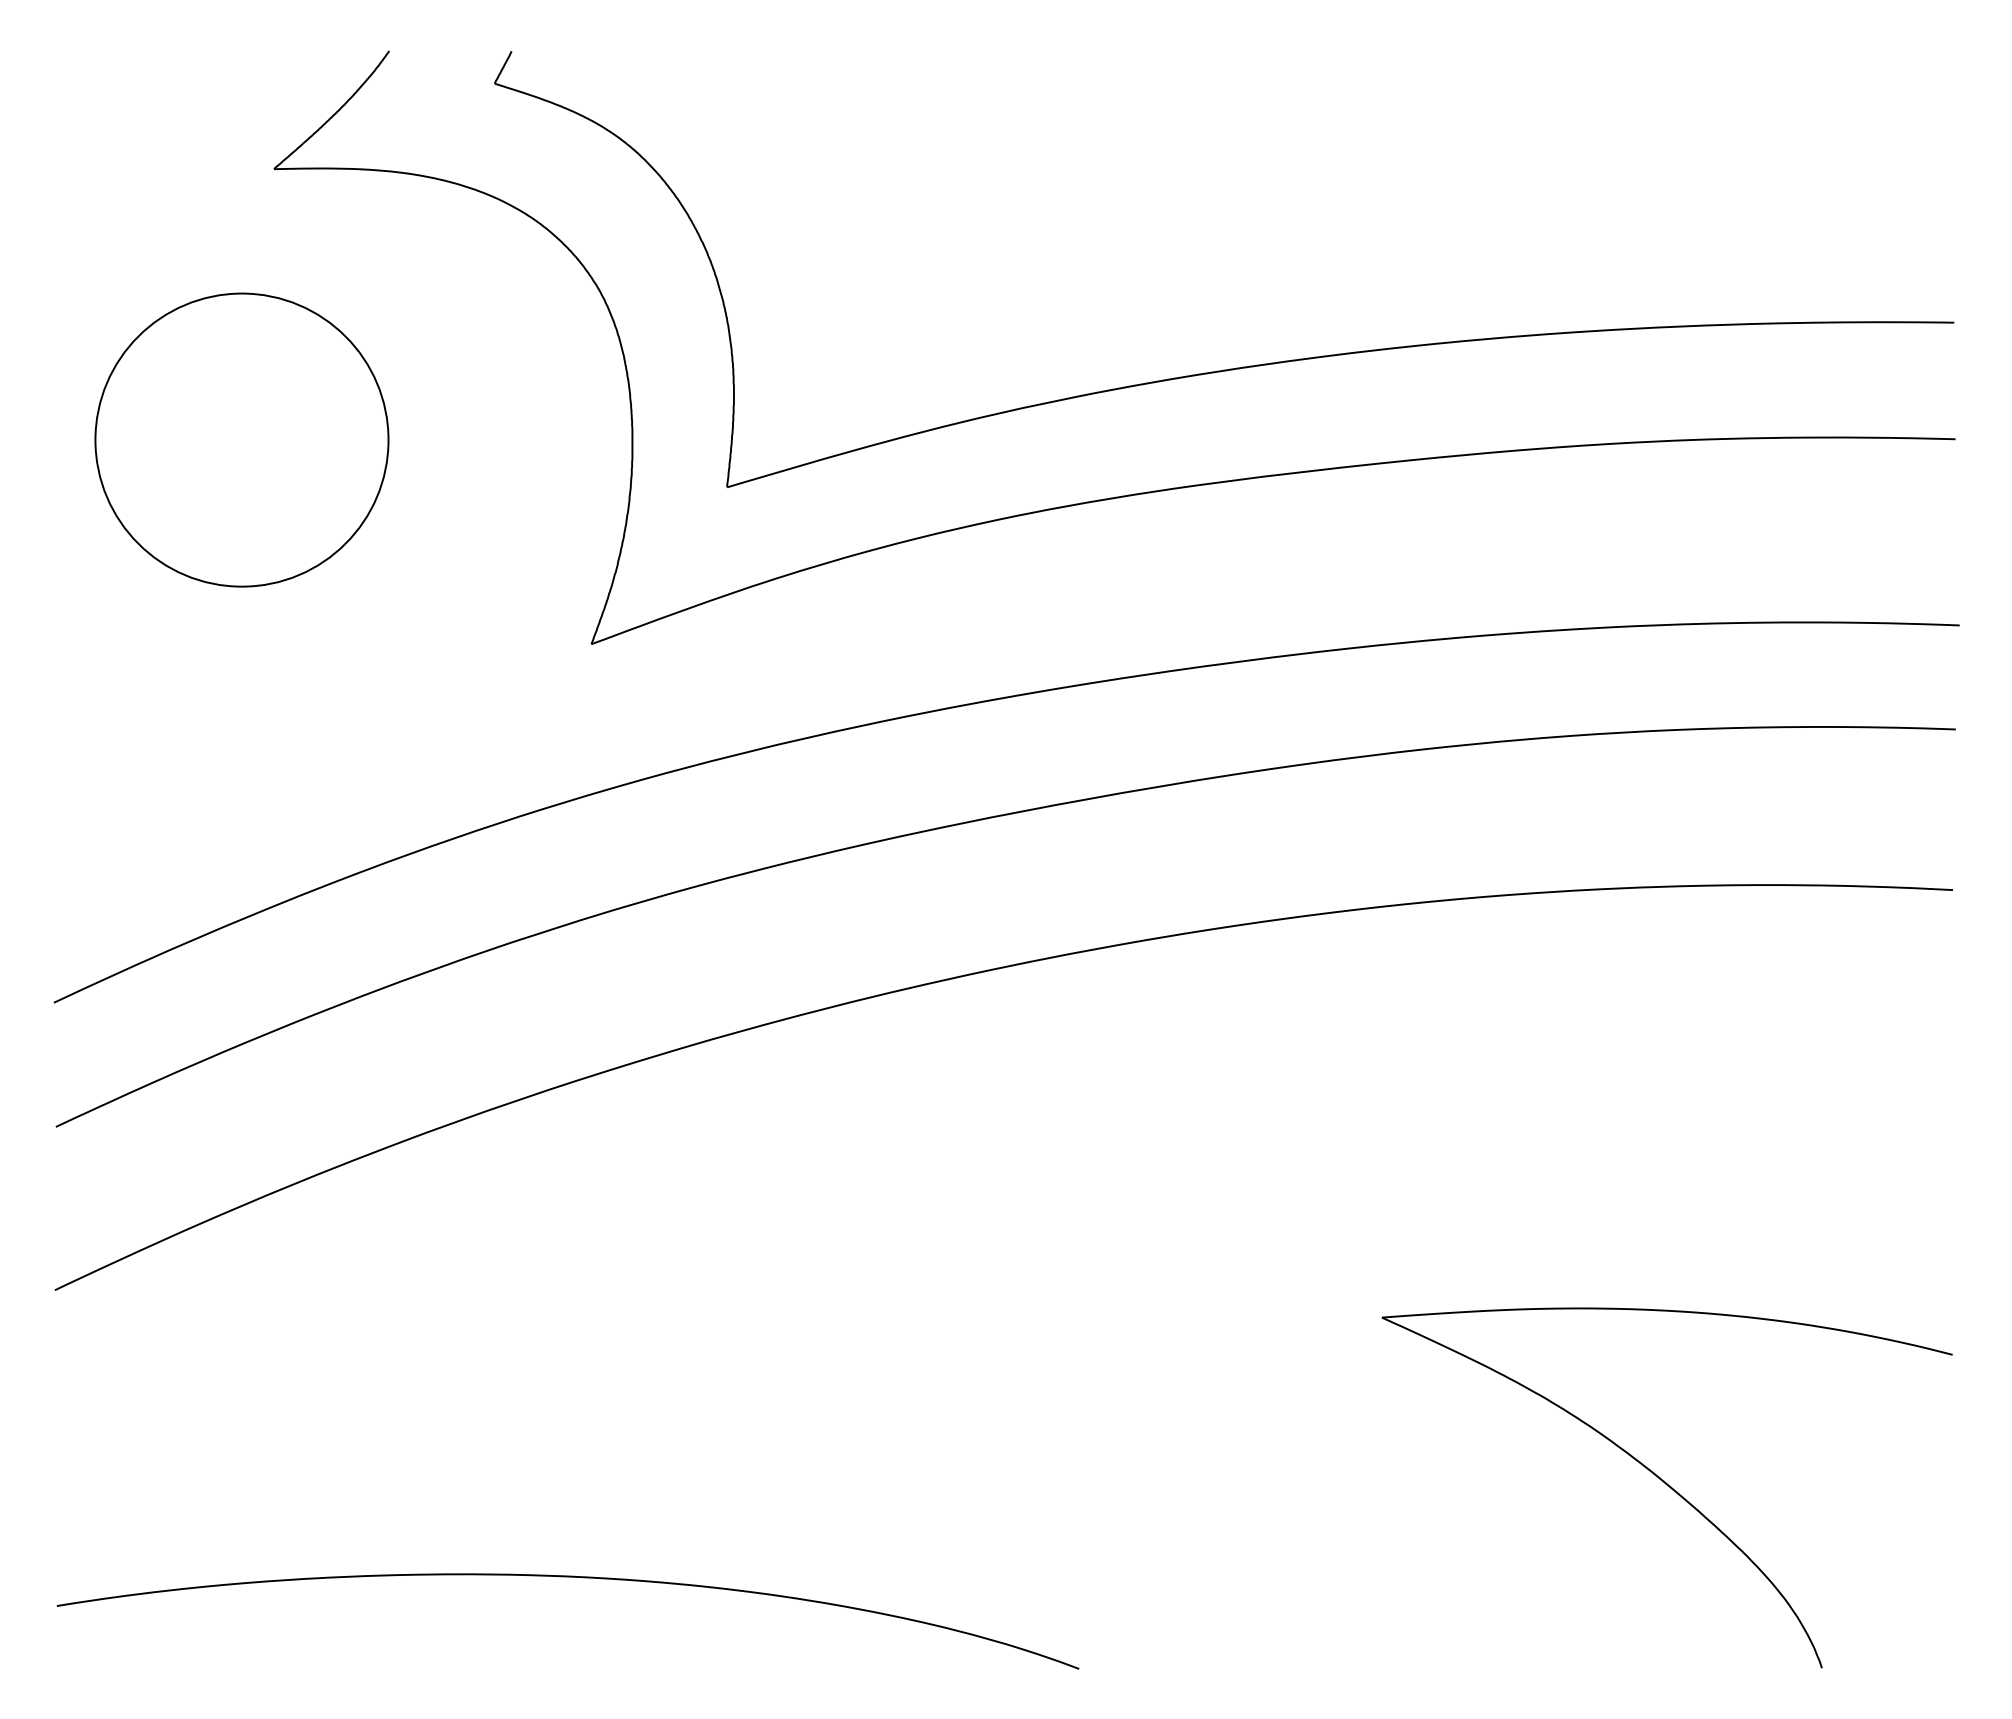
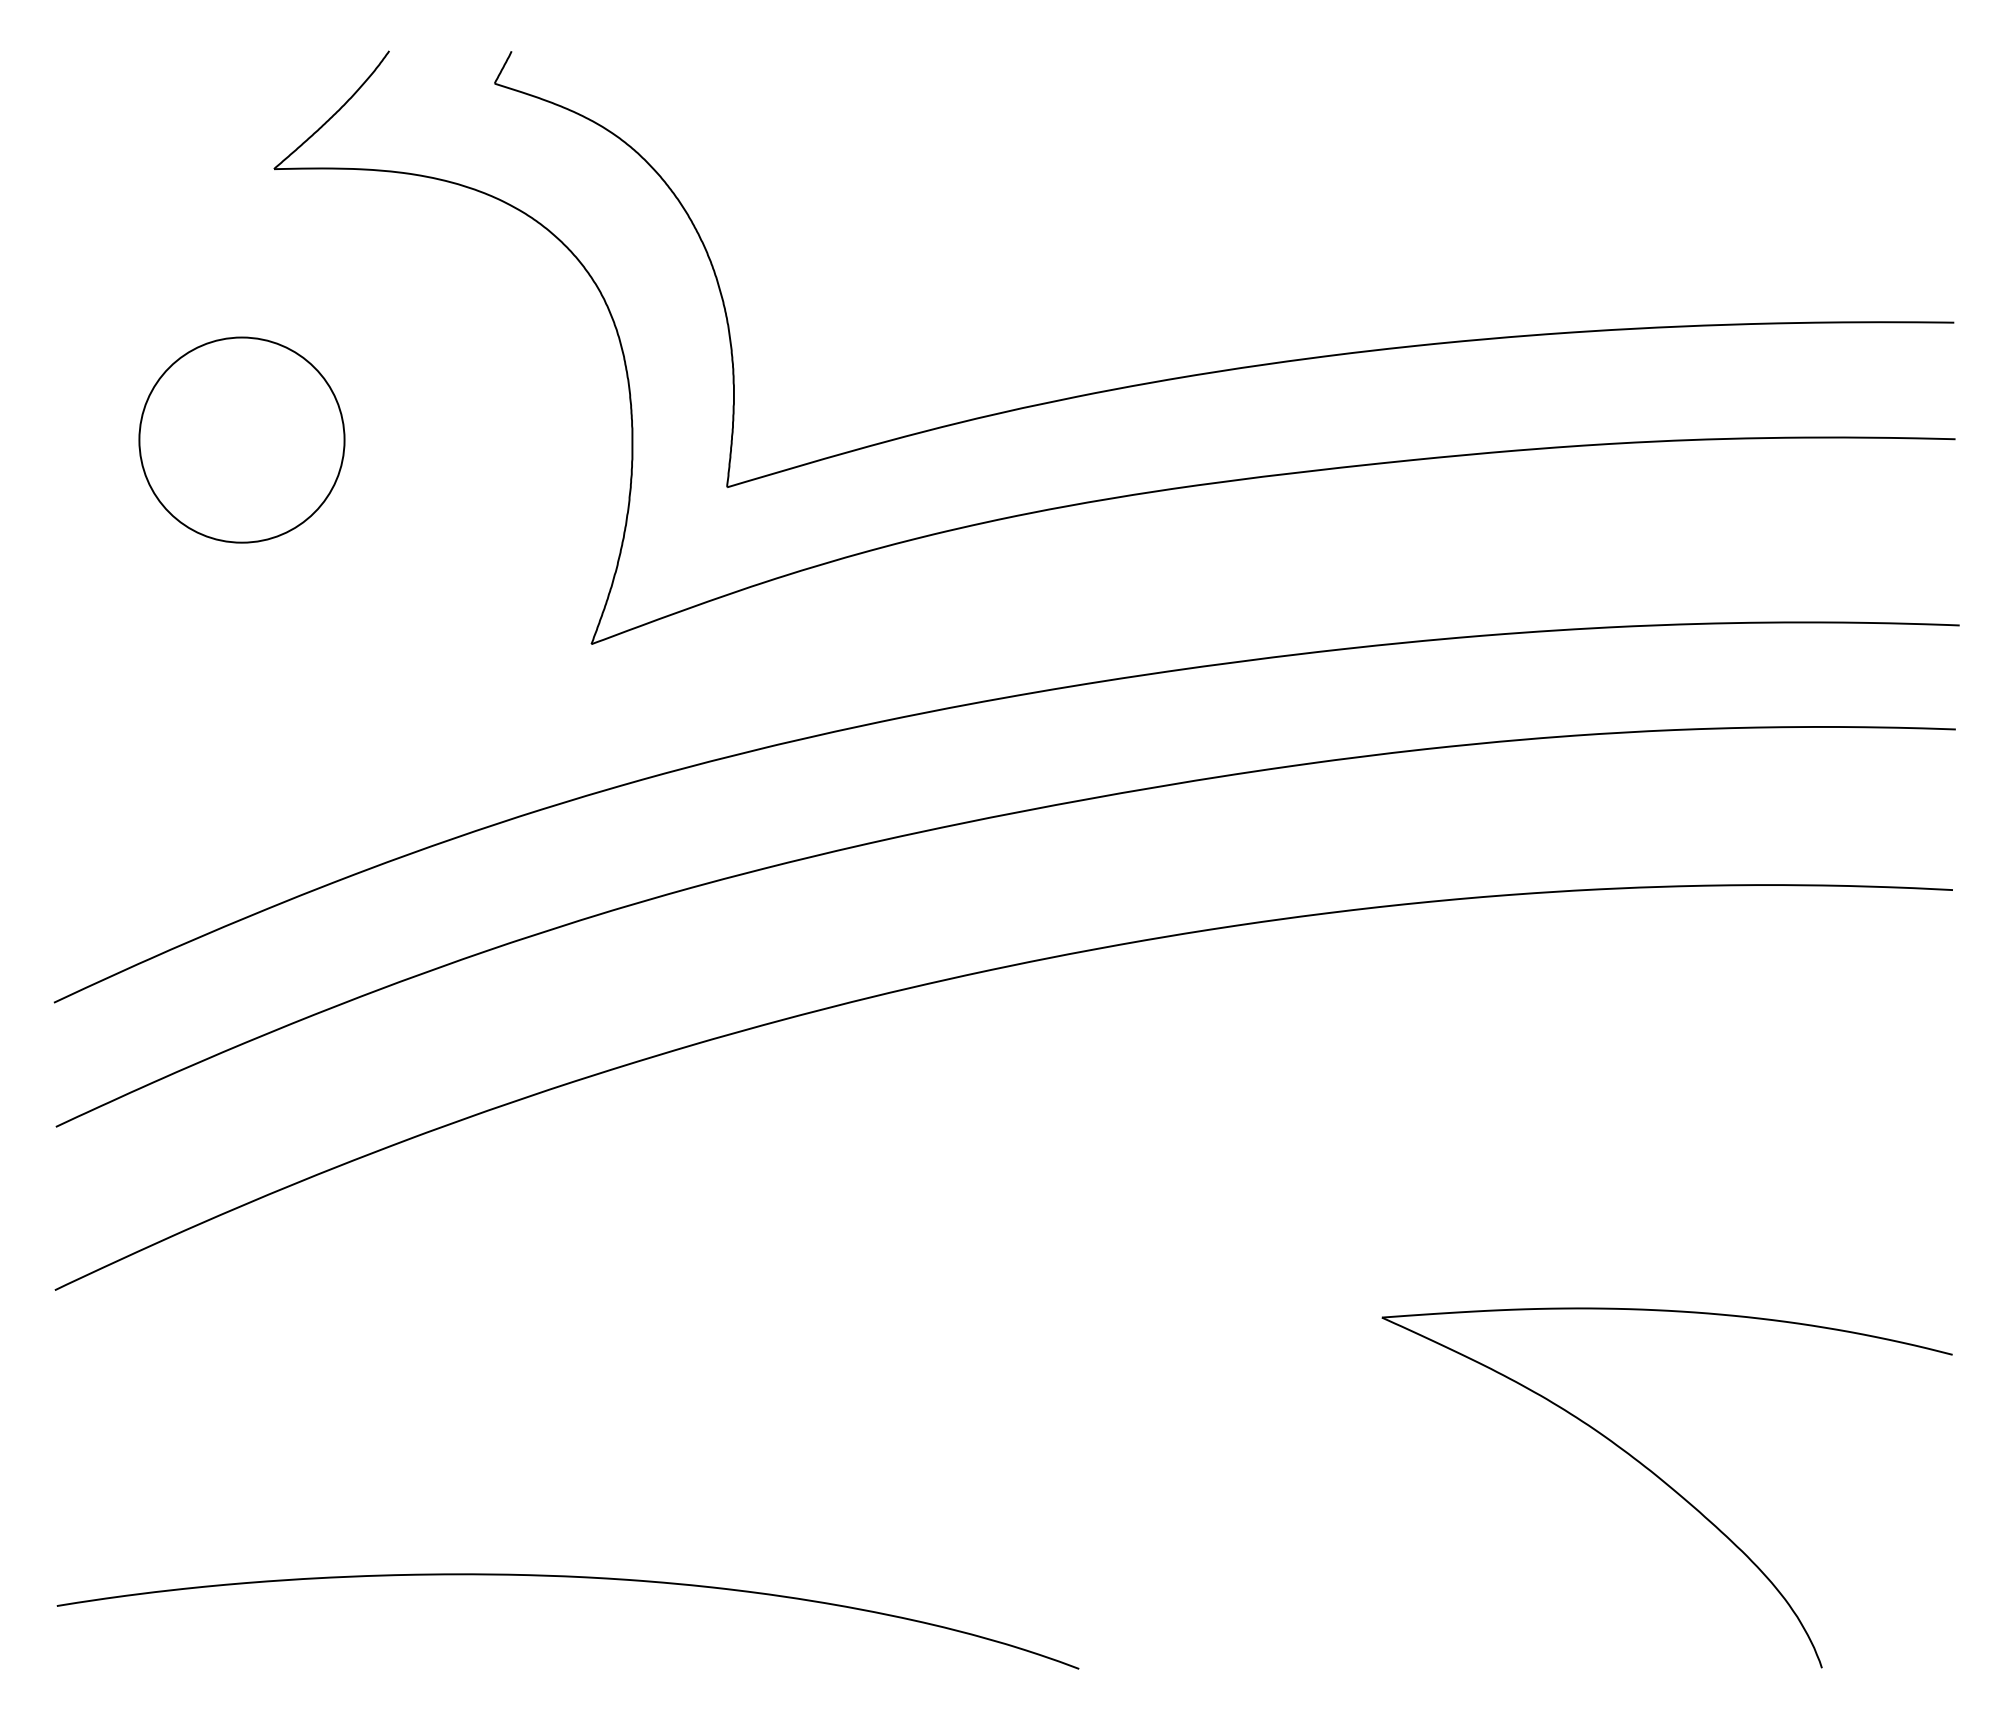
circle diameter: 293 px -> 205 px (241, 439)
